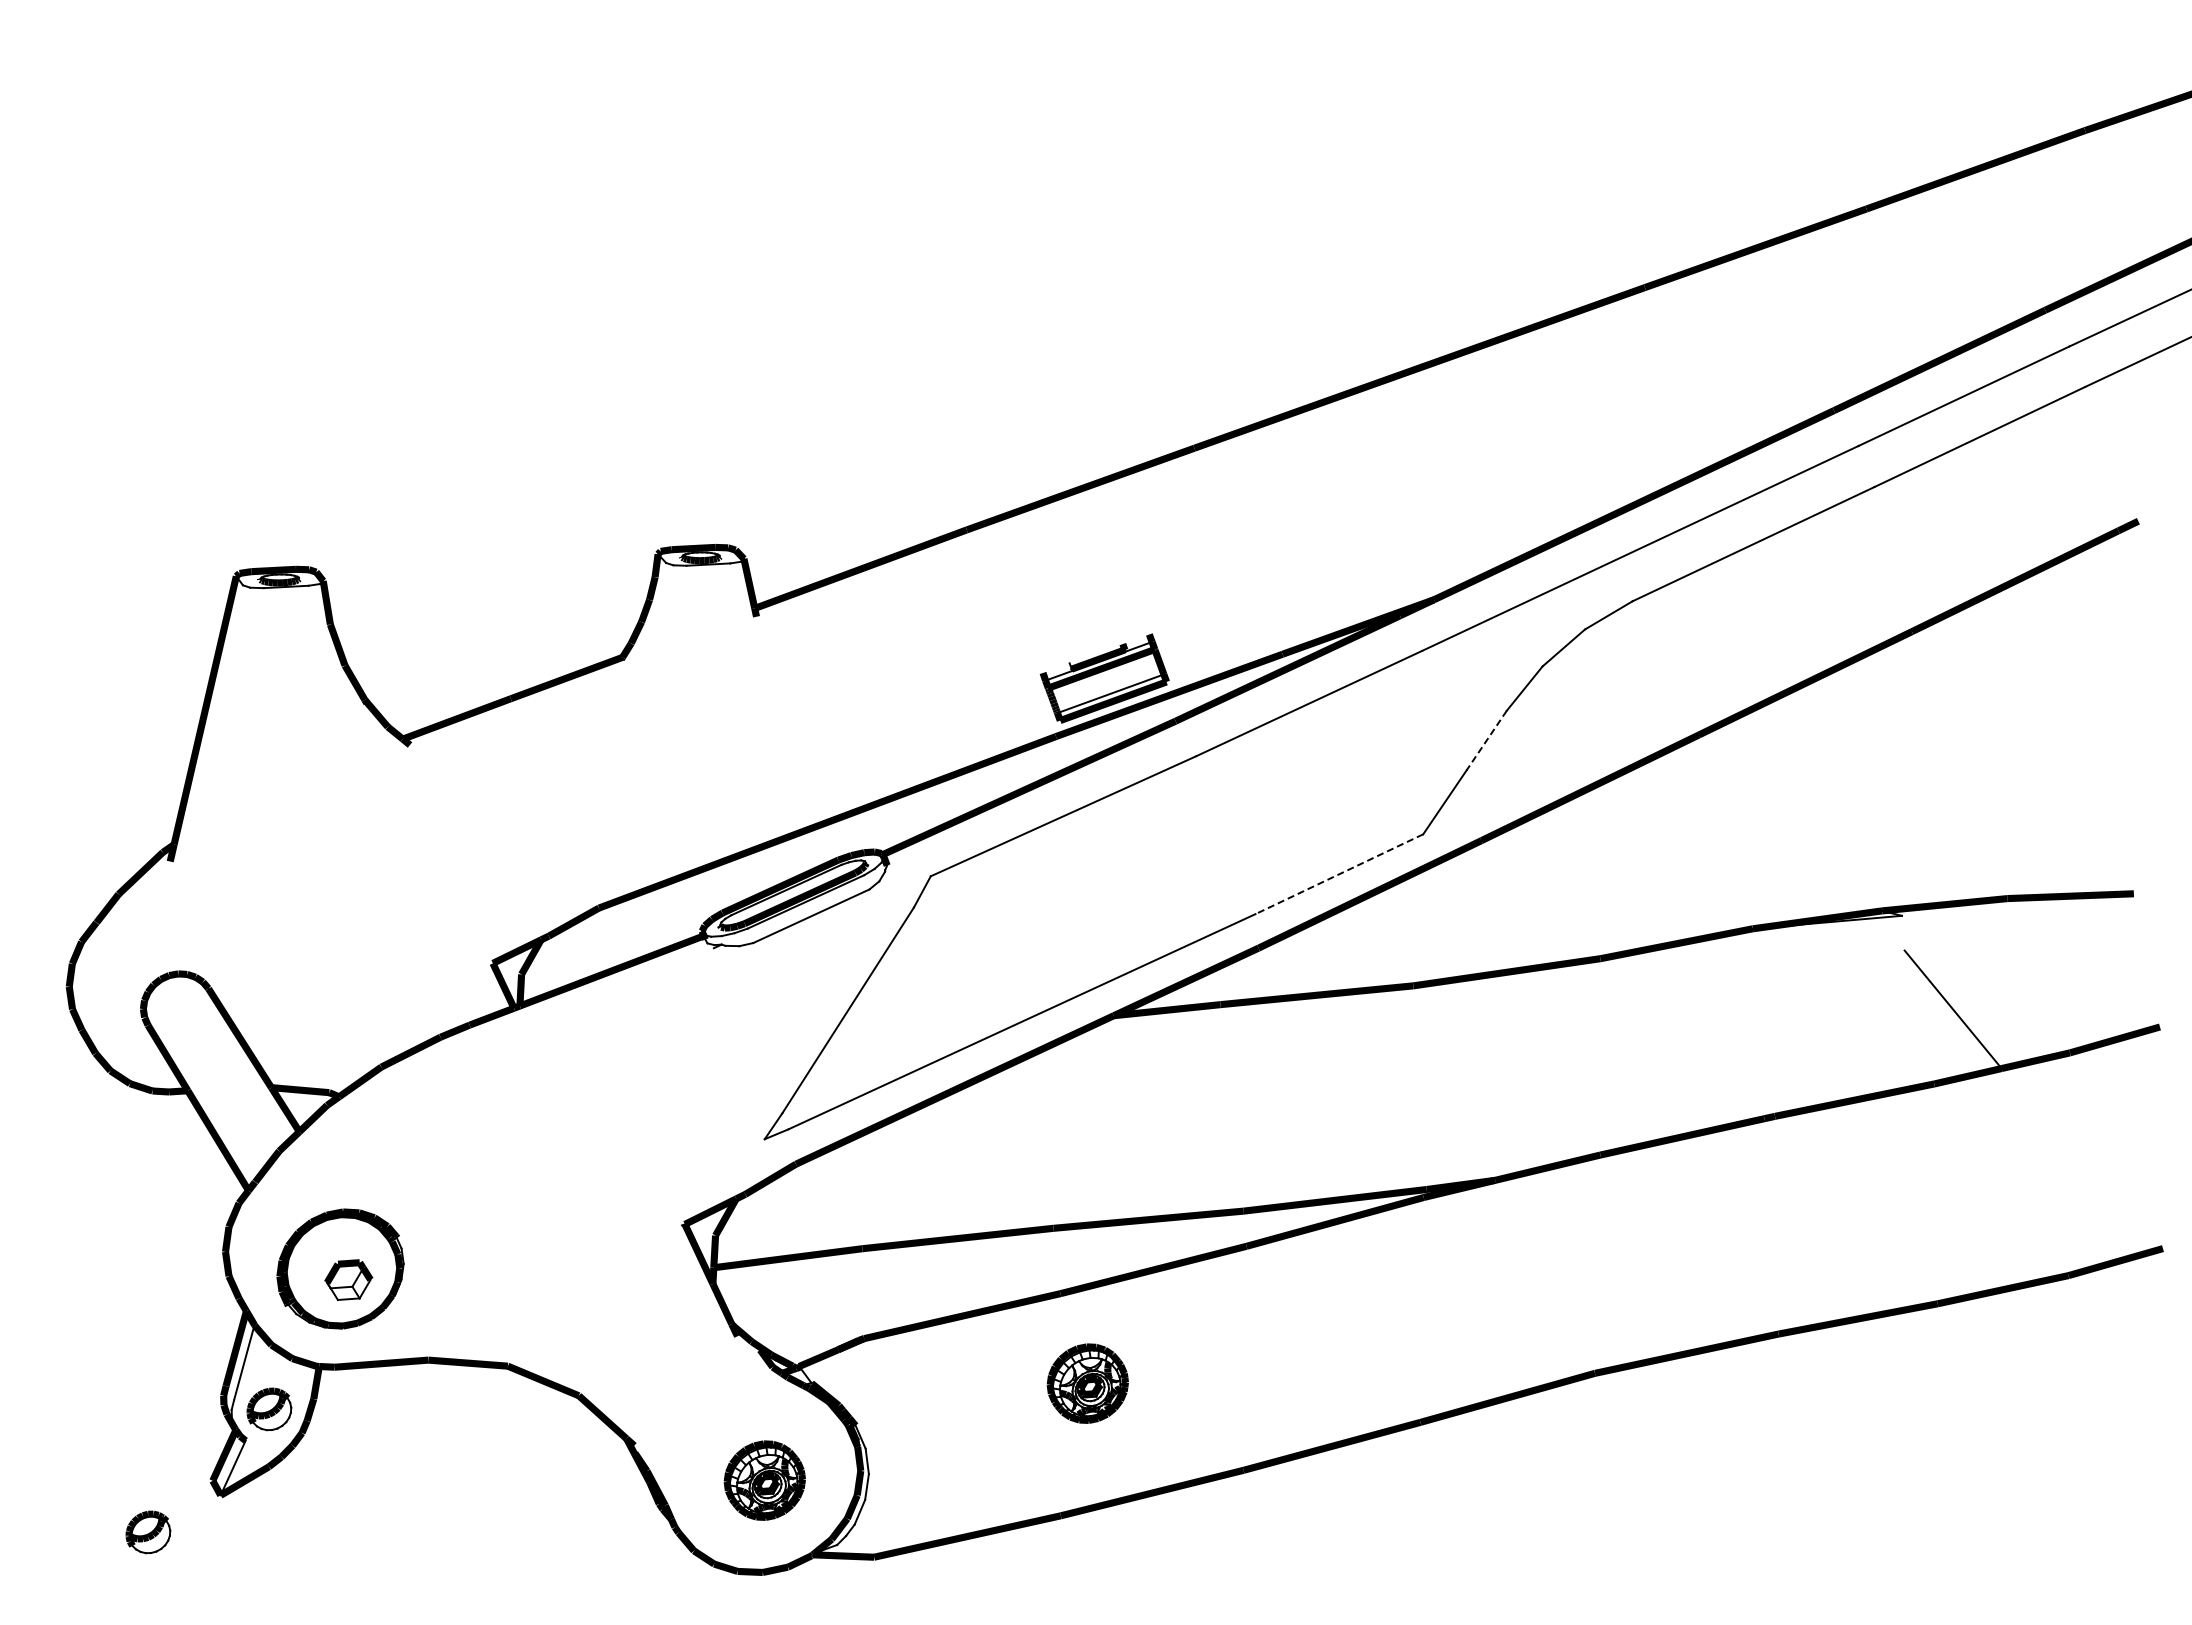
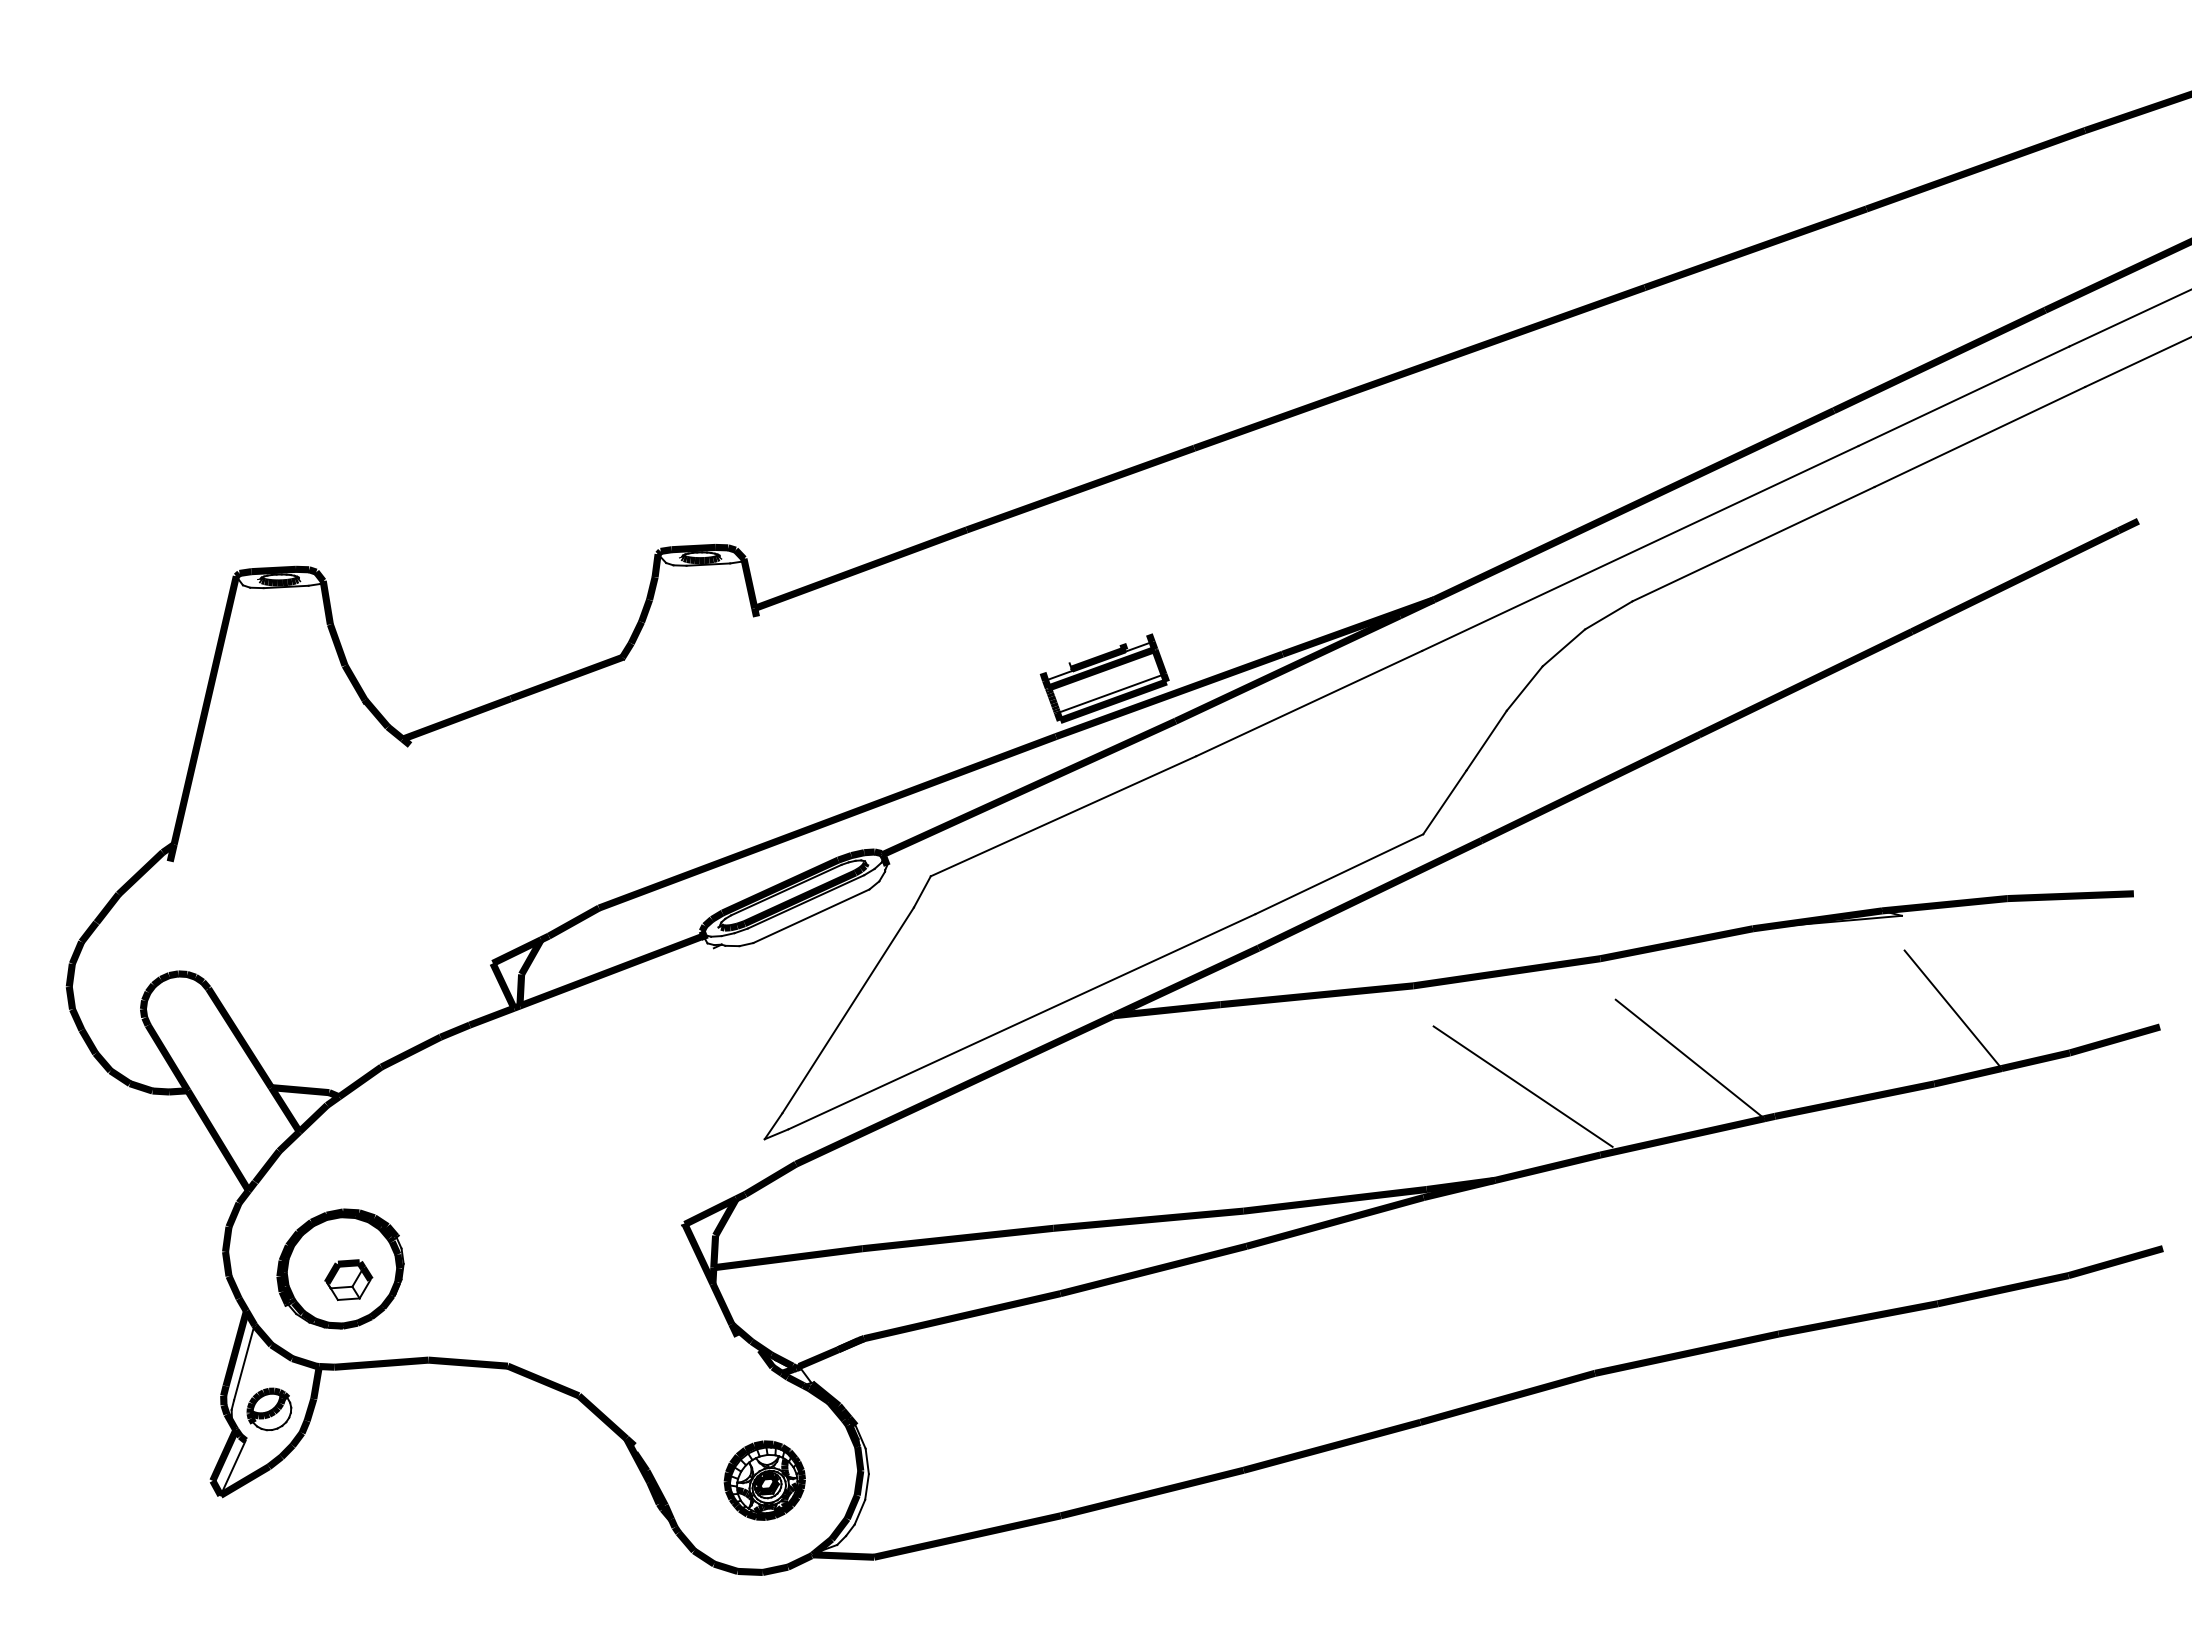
line: dashed -> solid (1486, 741)
line: dashed -> solid (1339, 874)
line: none -> present (1689, 1058)
line: none -> present (1522, 1086)
part: present -> none (1087, 1383)
part: present -> none (148, 1532)
